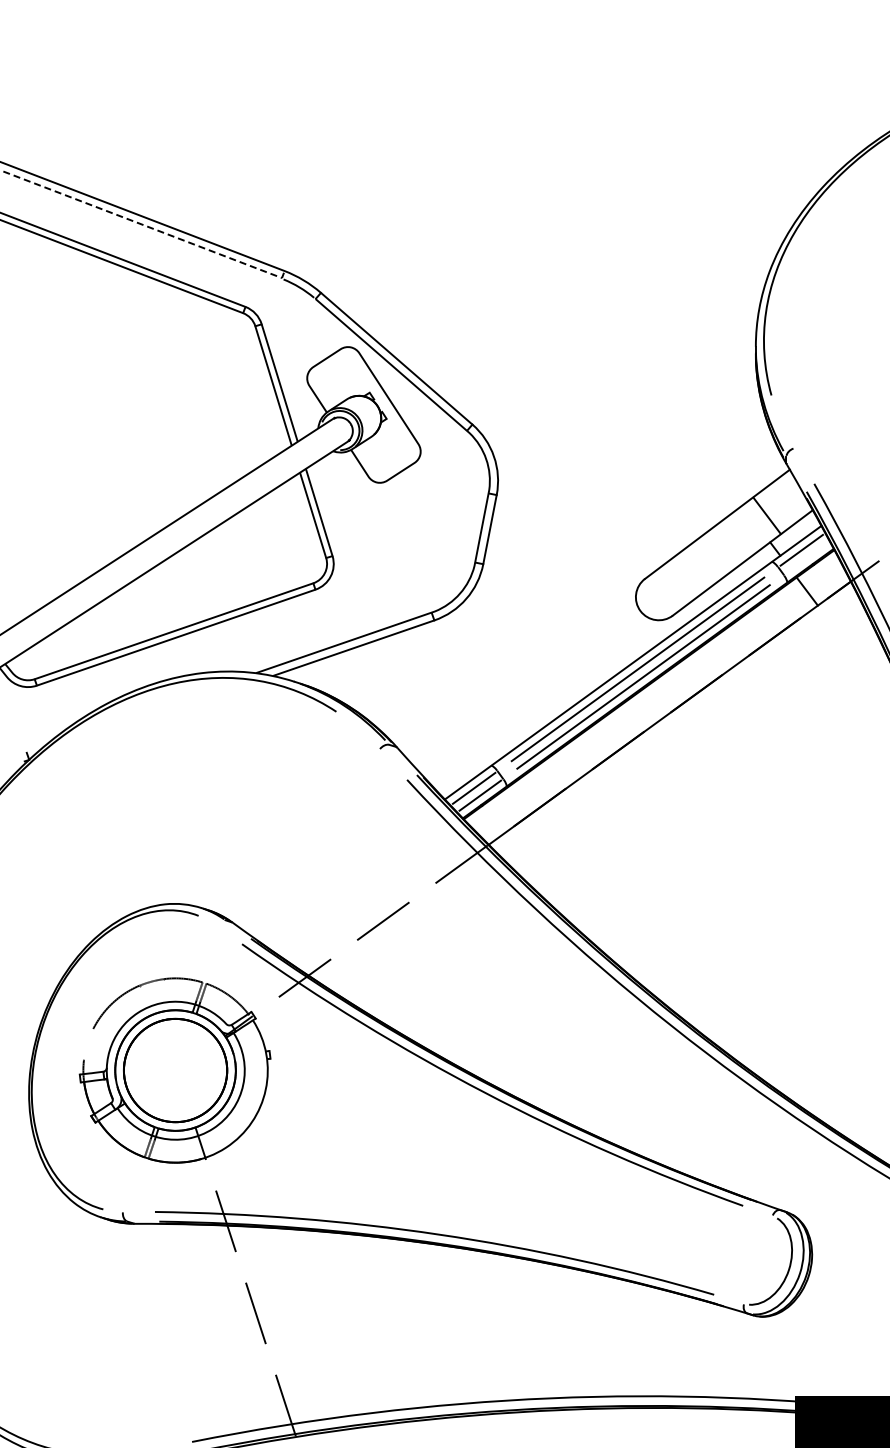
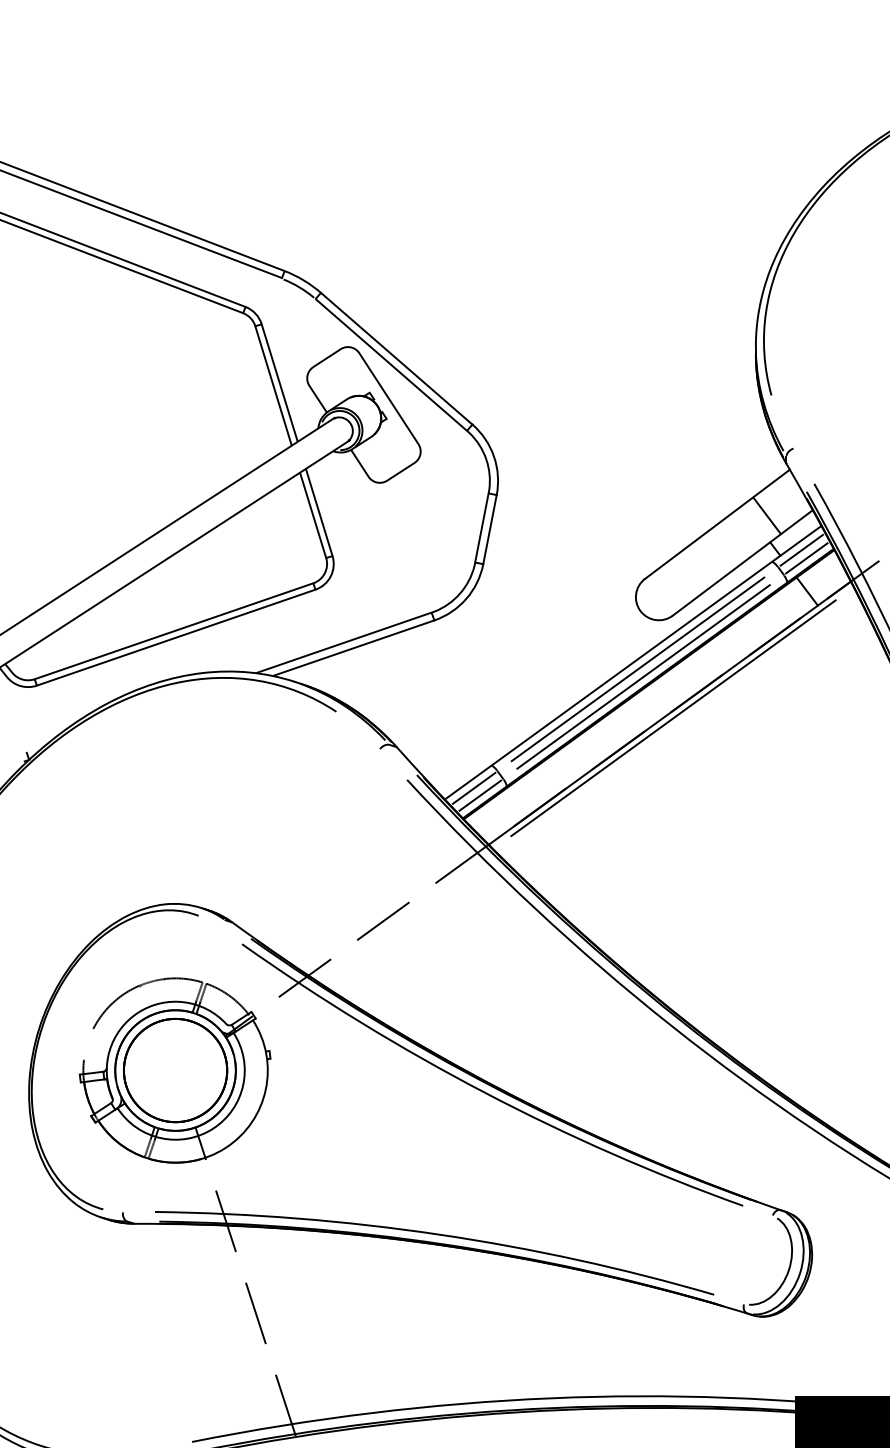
line: dashed -> solid (145, 226)
line: none -> present (806, 558)
line: none -> present (673, 718)
